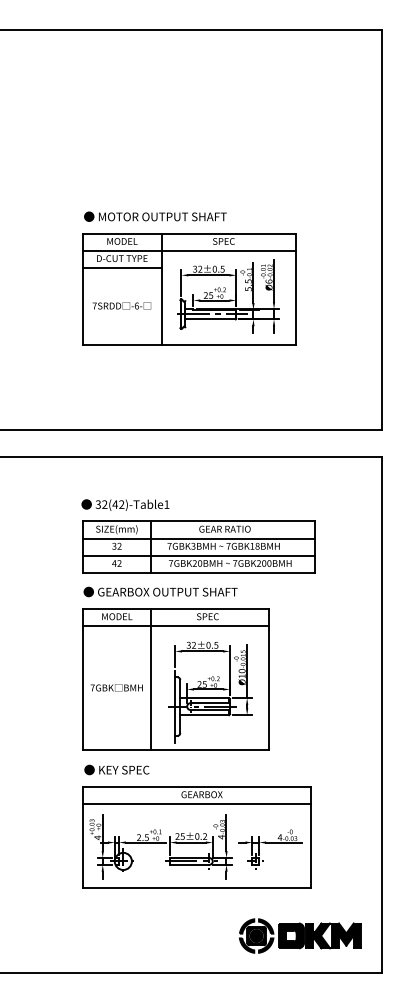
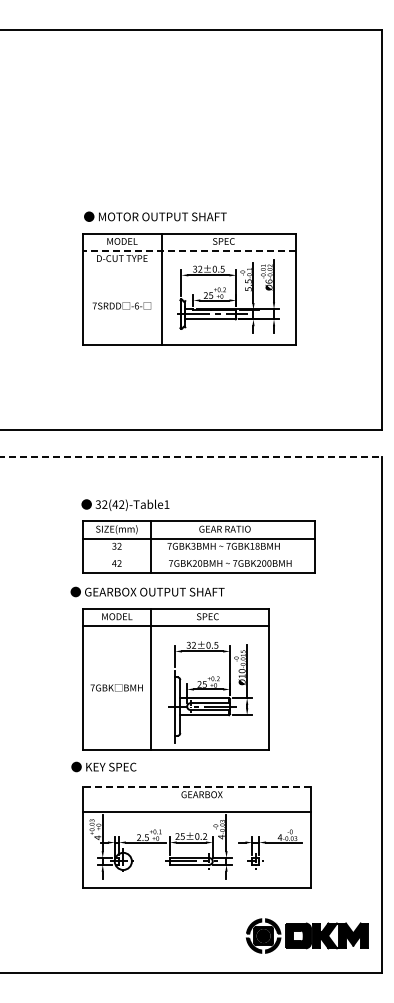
line: solid -> dashed (188, 250)
line: present -> none (121, 267)
line: solid -> dashed (191, 456)
line: present -> none (198, 555)
text position: (160, 591) -> (147, 591) (147, 591)
text position: (116, 769) -> (103, 766) (103, 766)
line: solid -> dashed (196, 786)
line position: (196, 804) -> (196, 812) (196, 812)
part position: (300, 935) -> (307, 935) (307, 935)
